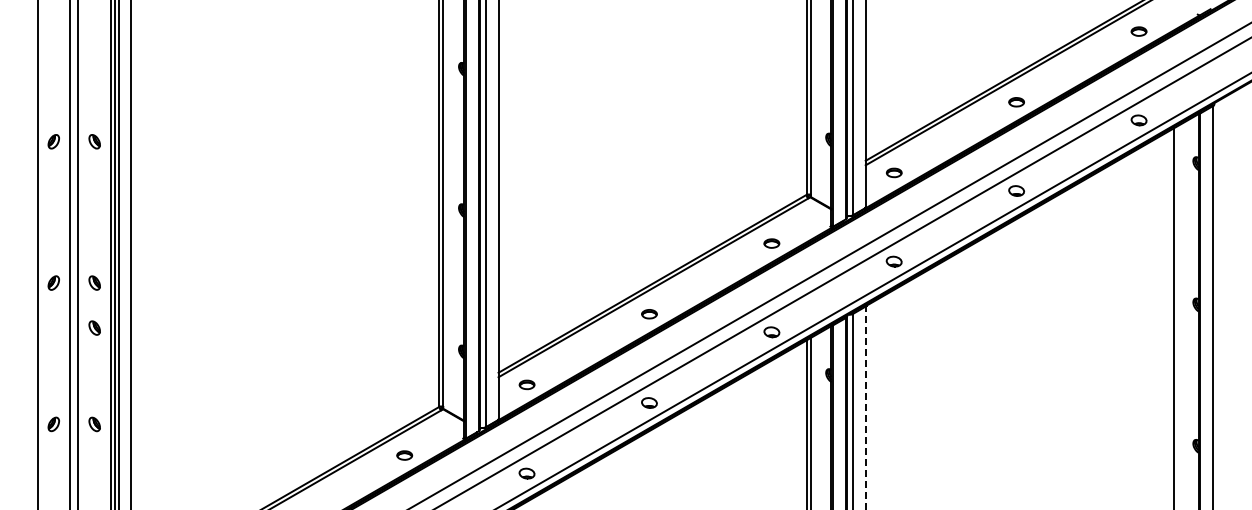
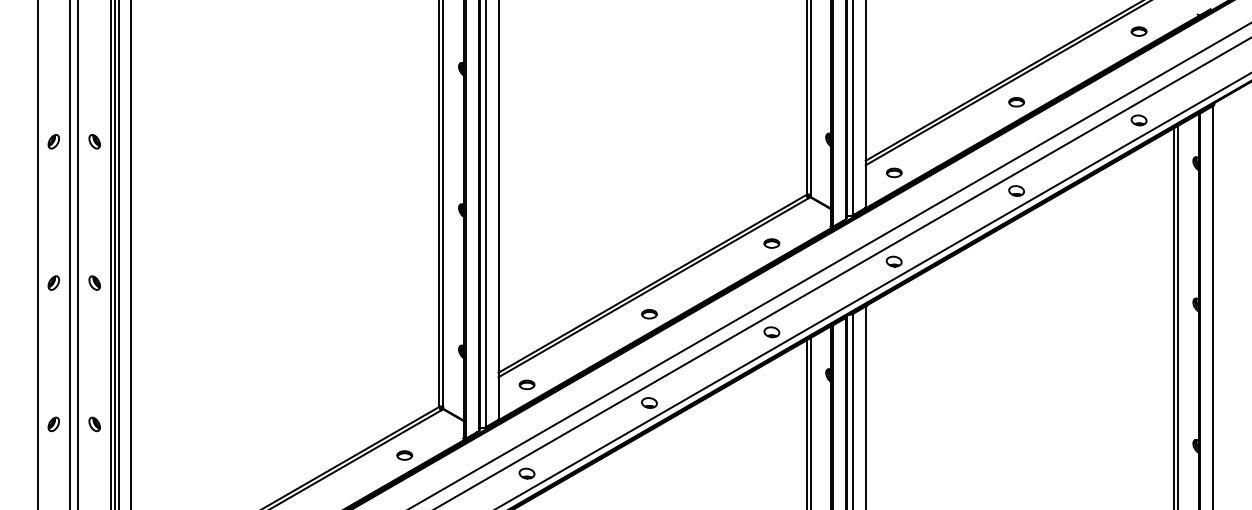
line: none -> present (1177, 316)
part: present -> none (94, 327)
line: dashed -> solid (865, 407)
